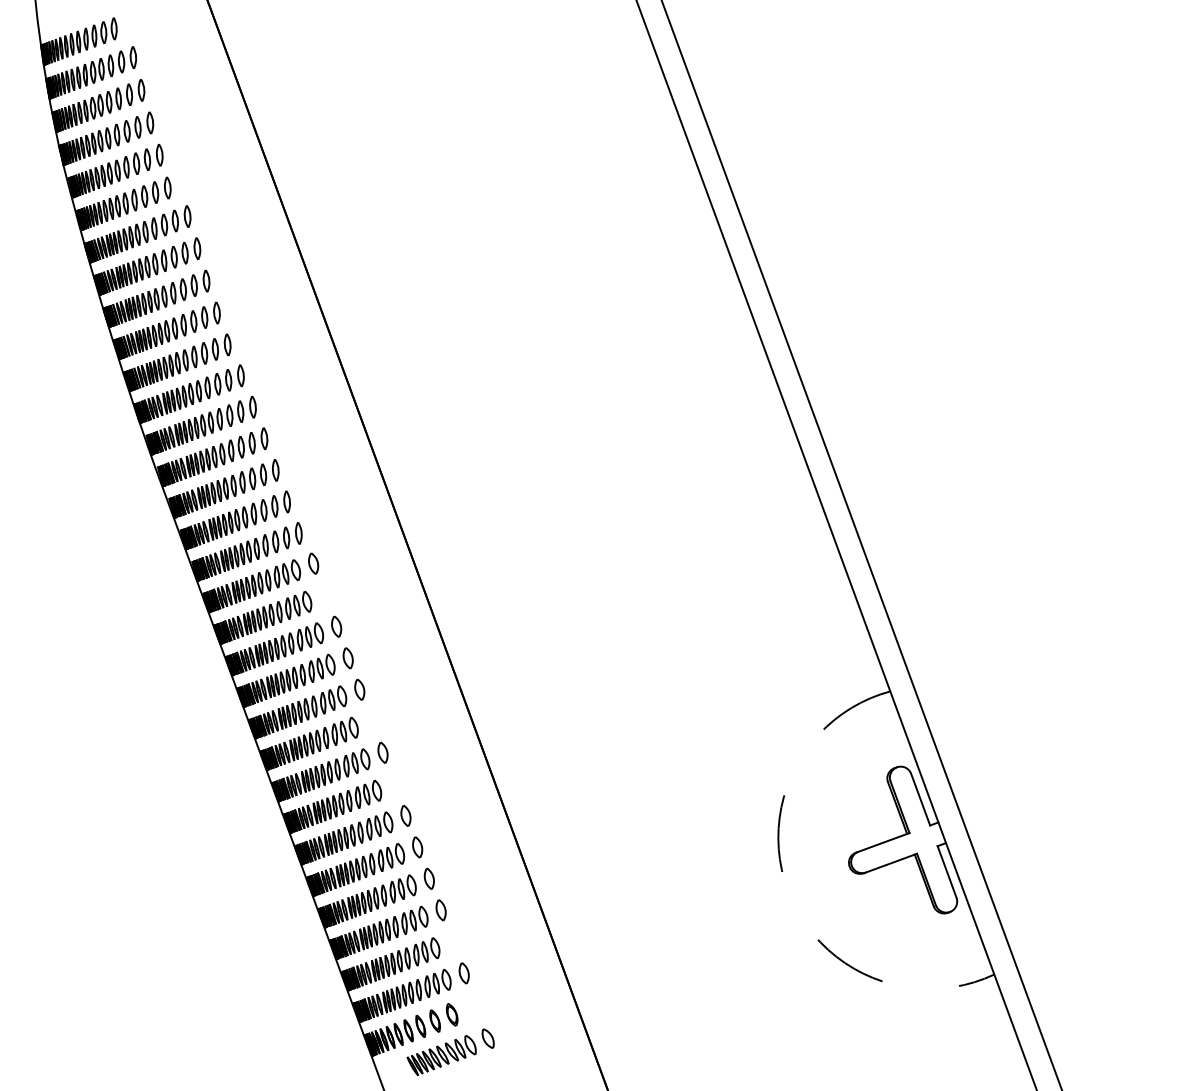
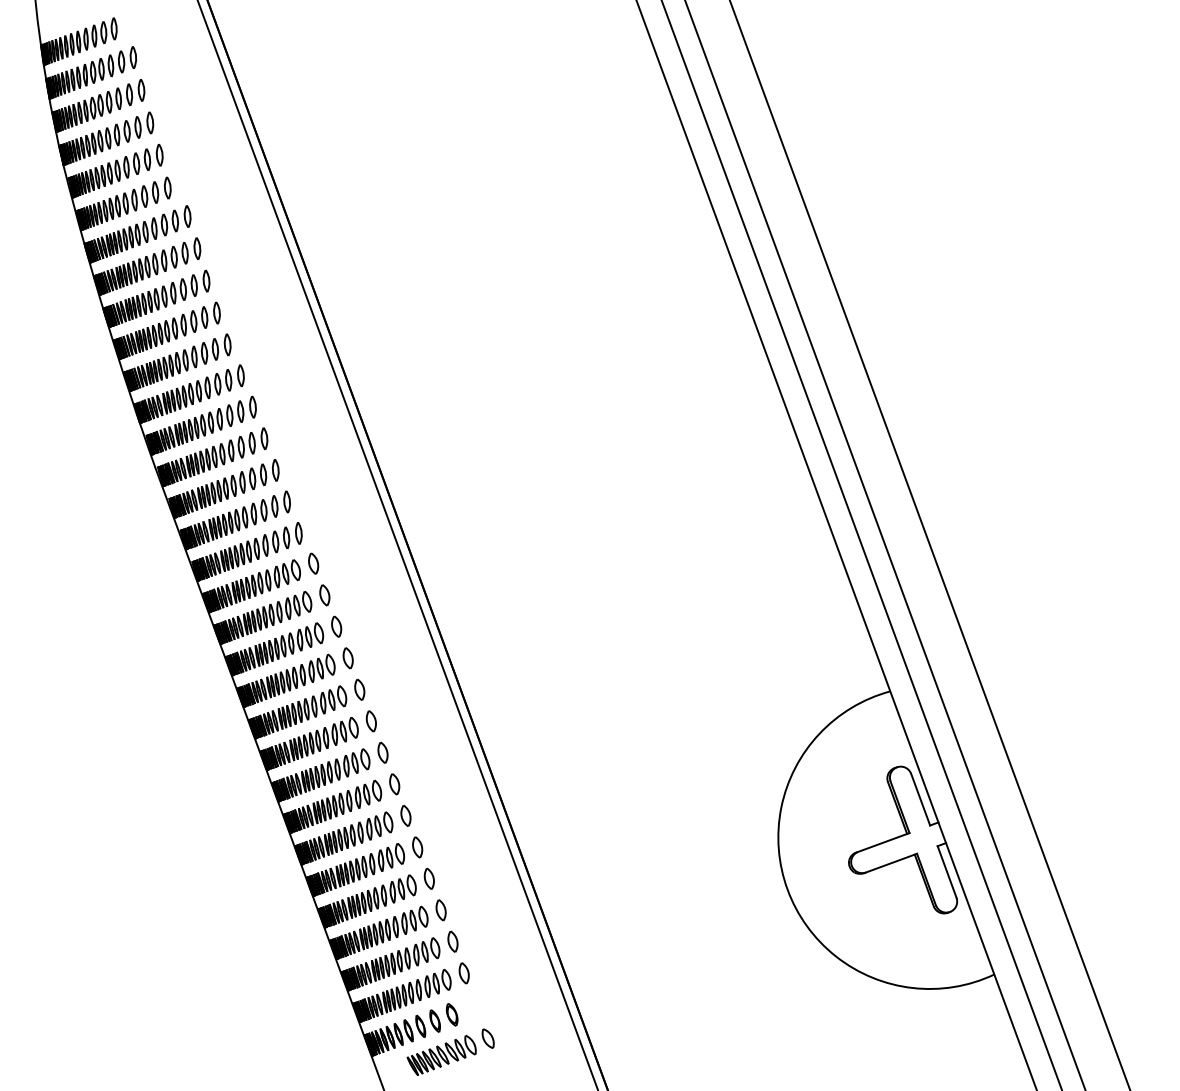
line: none -> present (397, 544)
line: none -> present (884, 544)
line: none -> present (929, 544)
part: none -> present (324, 595)
part: none -> present (370, 721)
part: none -> present (394, 784)
arc: dashed -> solid (787, 889)
part: none -> present (452, 941)
